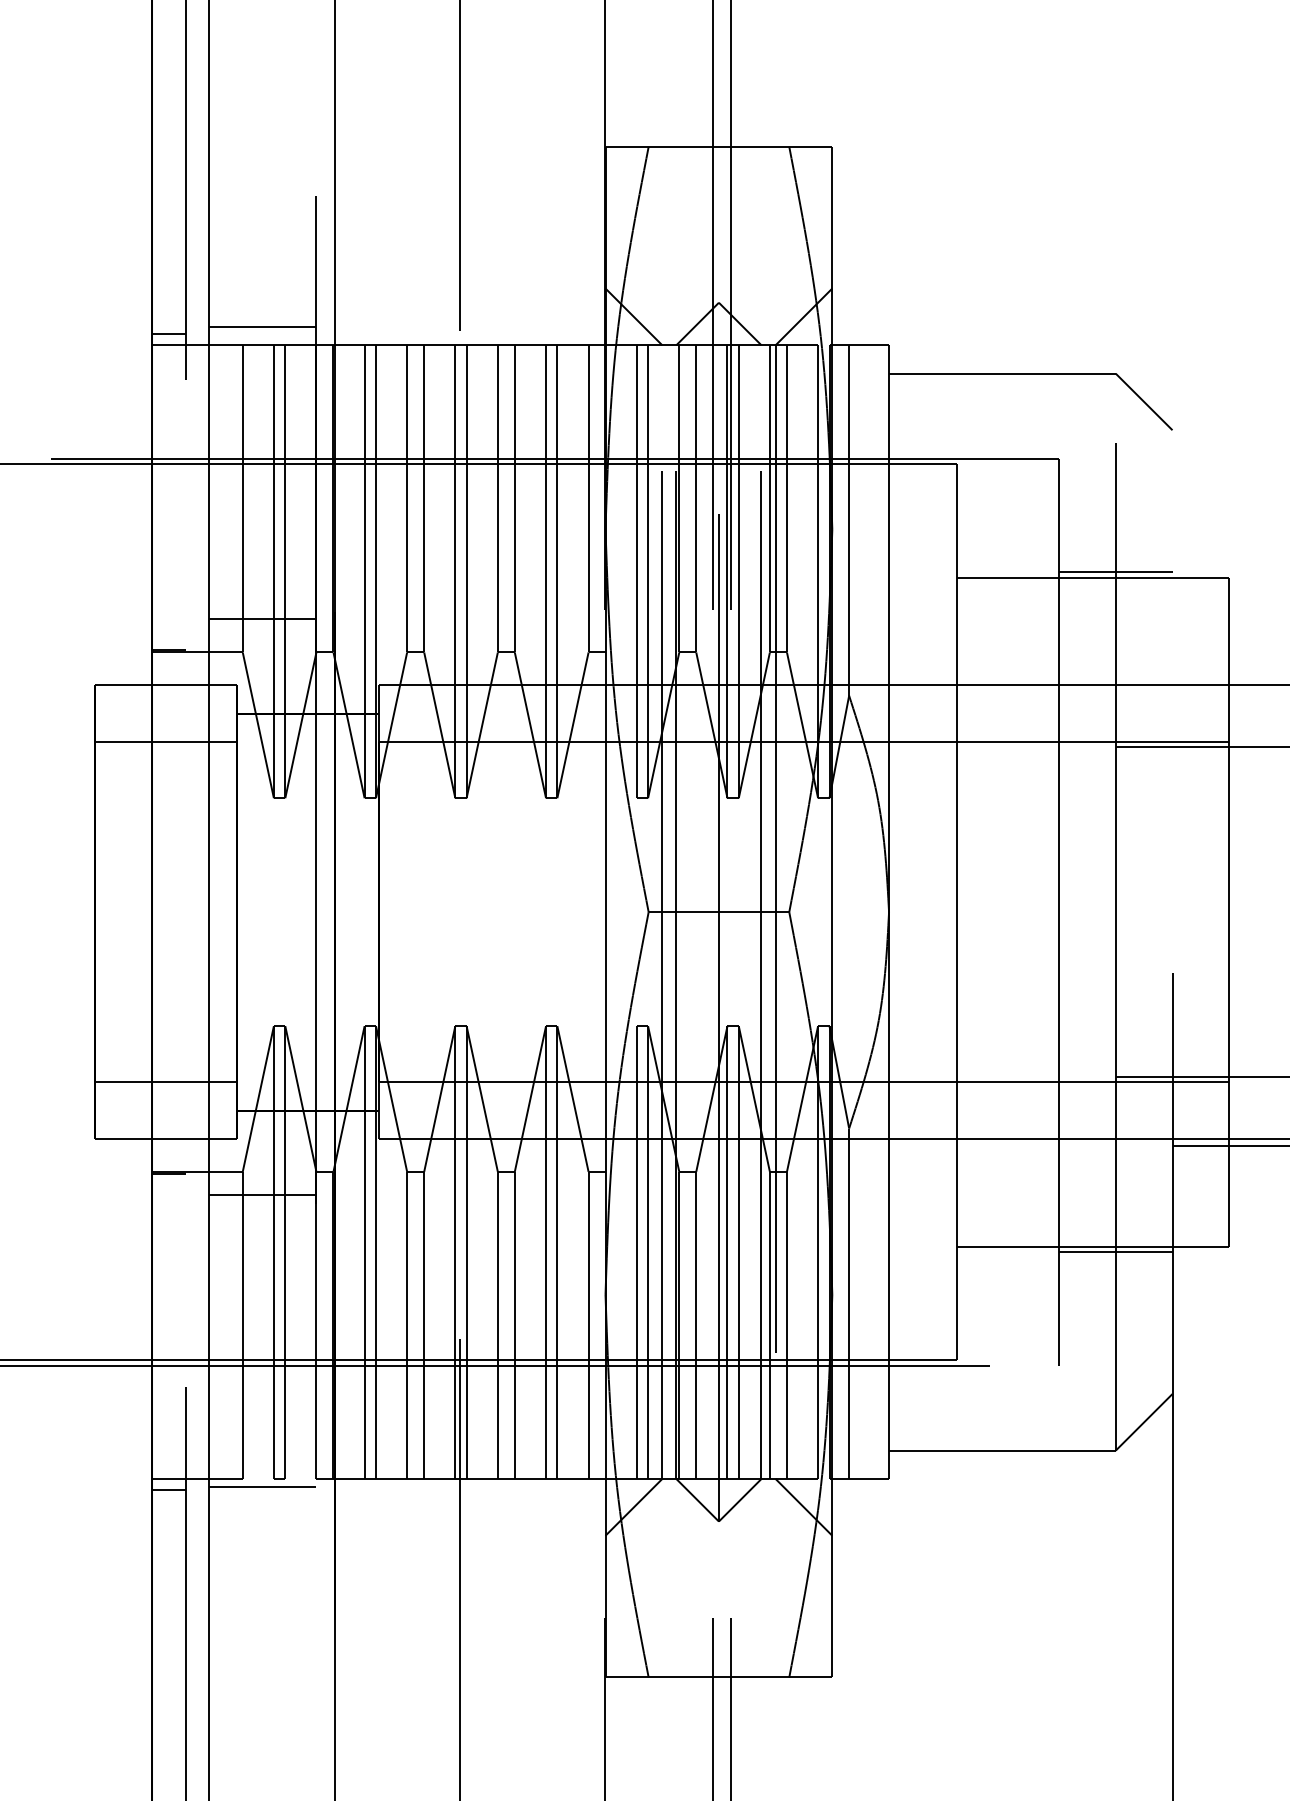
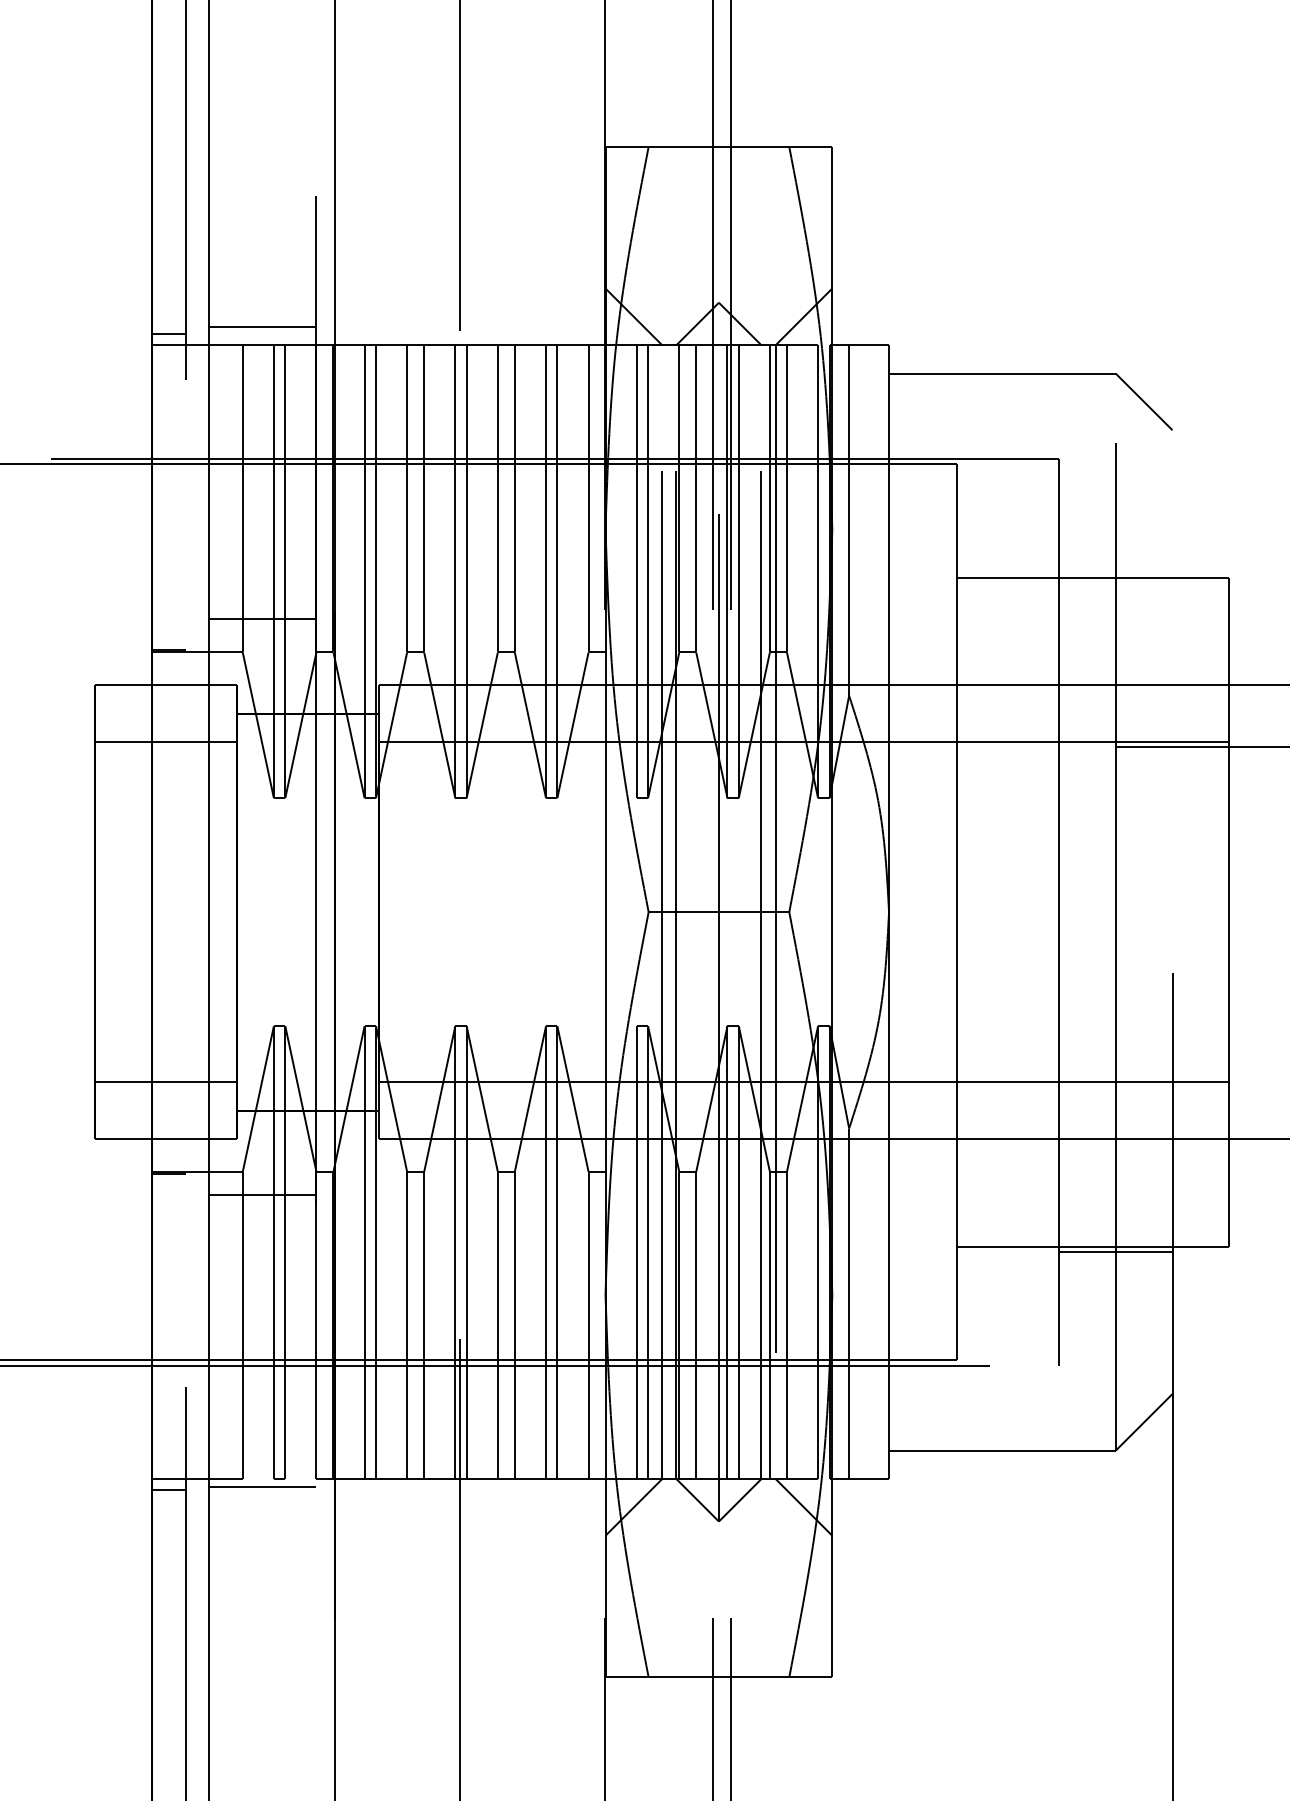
line: present -> none (1115, 572)
line: present -> none (1200, 1077)
line: present -> none (1229, 1145)
